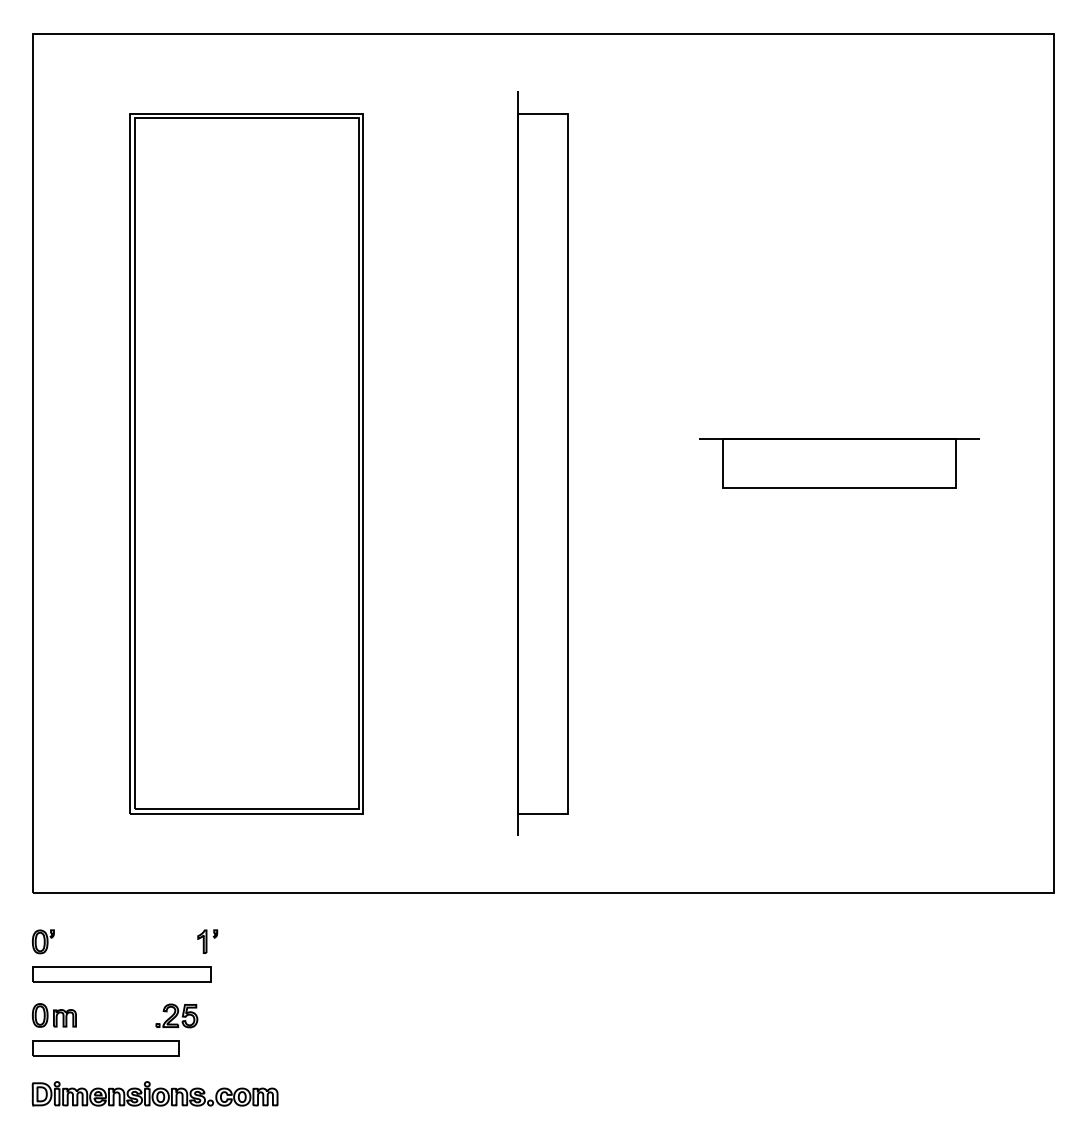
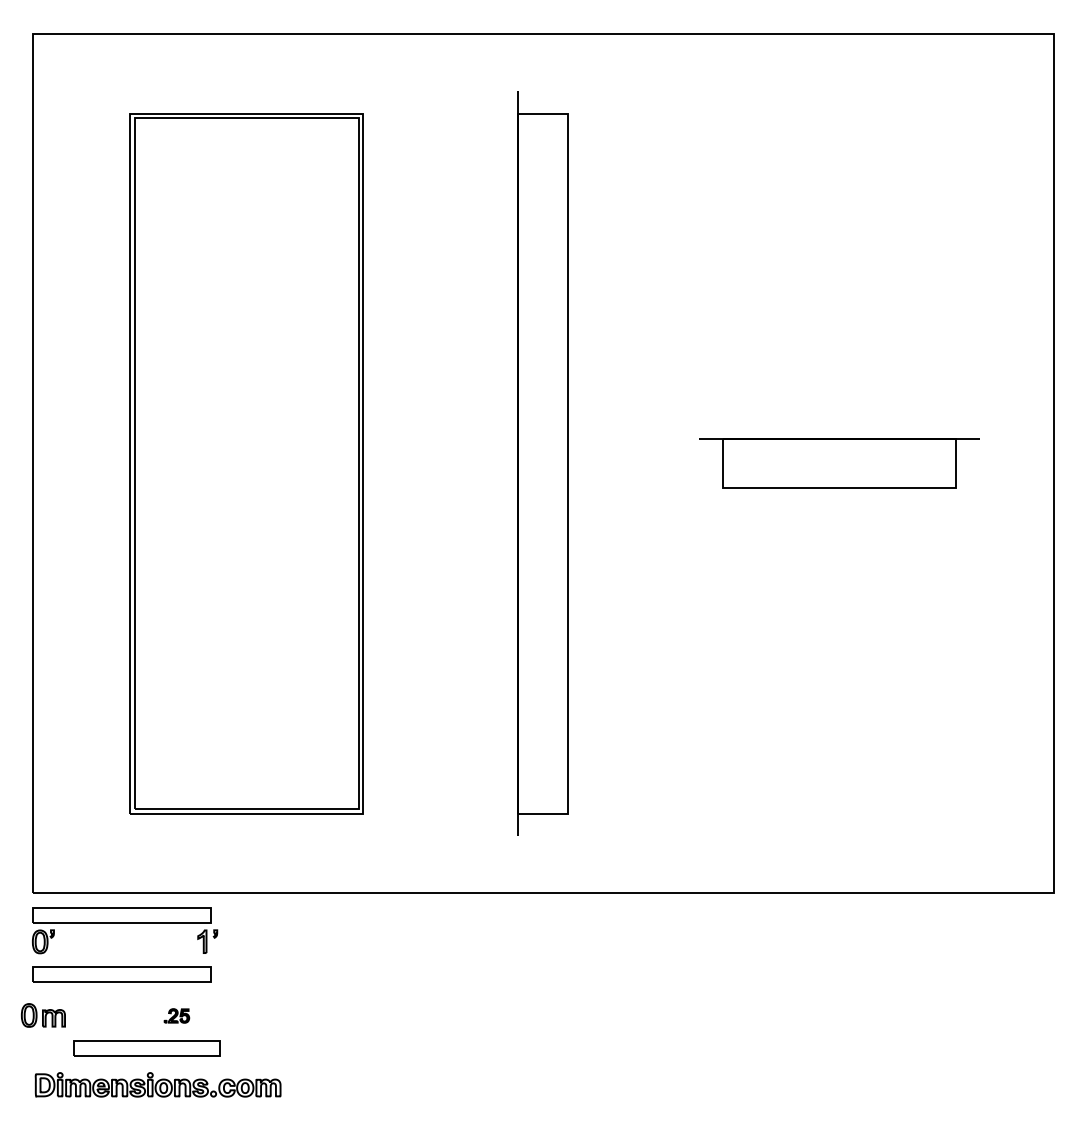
part: none -> present (121, 915)
part position: (54, 1015) -> (43, 1015) (43, 1015)
part size: 44x26 px -> 28x16 px (176, 1015)
part position: (105, 1048) -> (146, 1048) (146, 1048)
part position: (154, 1093) -> (157, 1084) (157, 1084)
